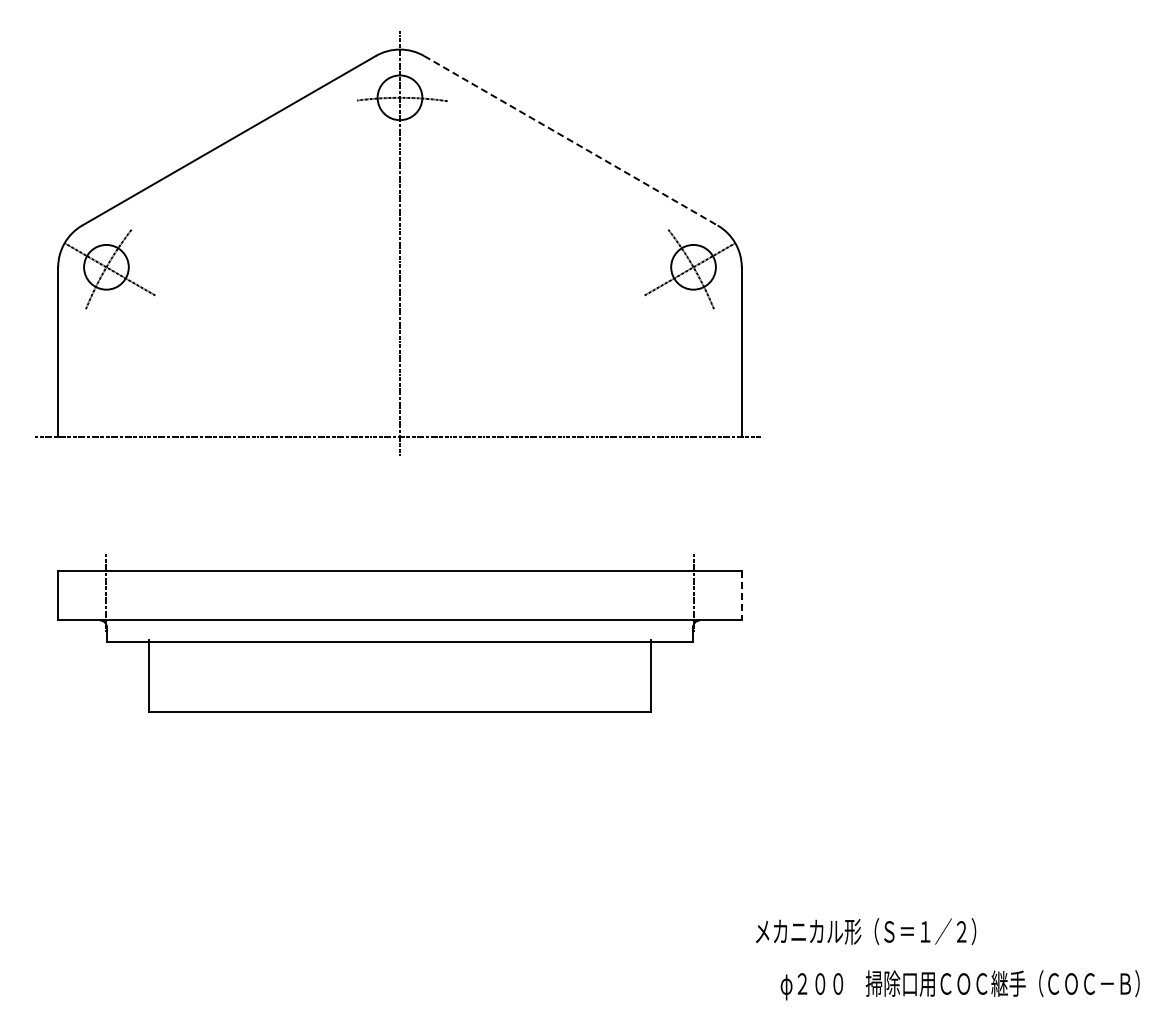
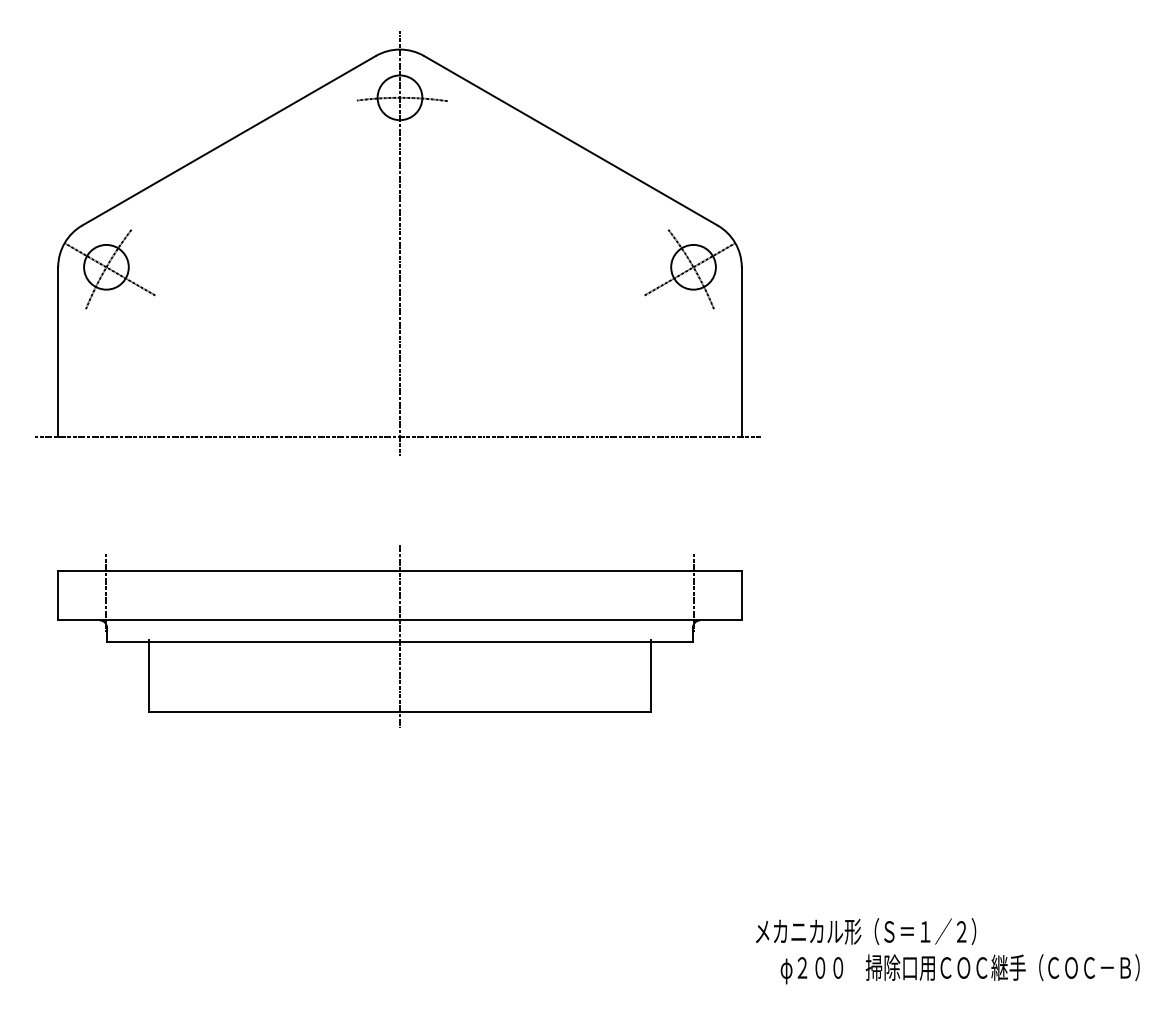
line: dashed -> solid (571, 141)
line: dashed -> solid (741, 595)
line: none -> present (400, 636)
text position: (959, 985) -> (959, 969) (959, 969)
